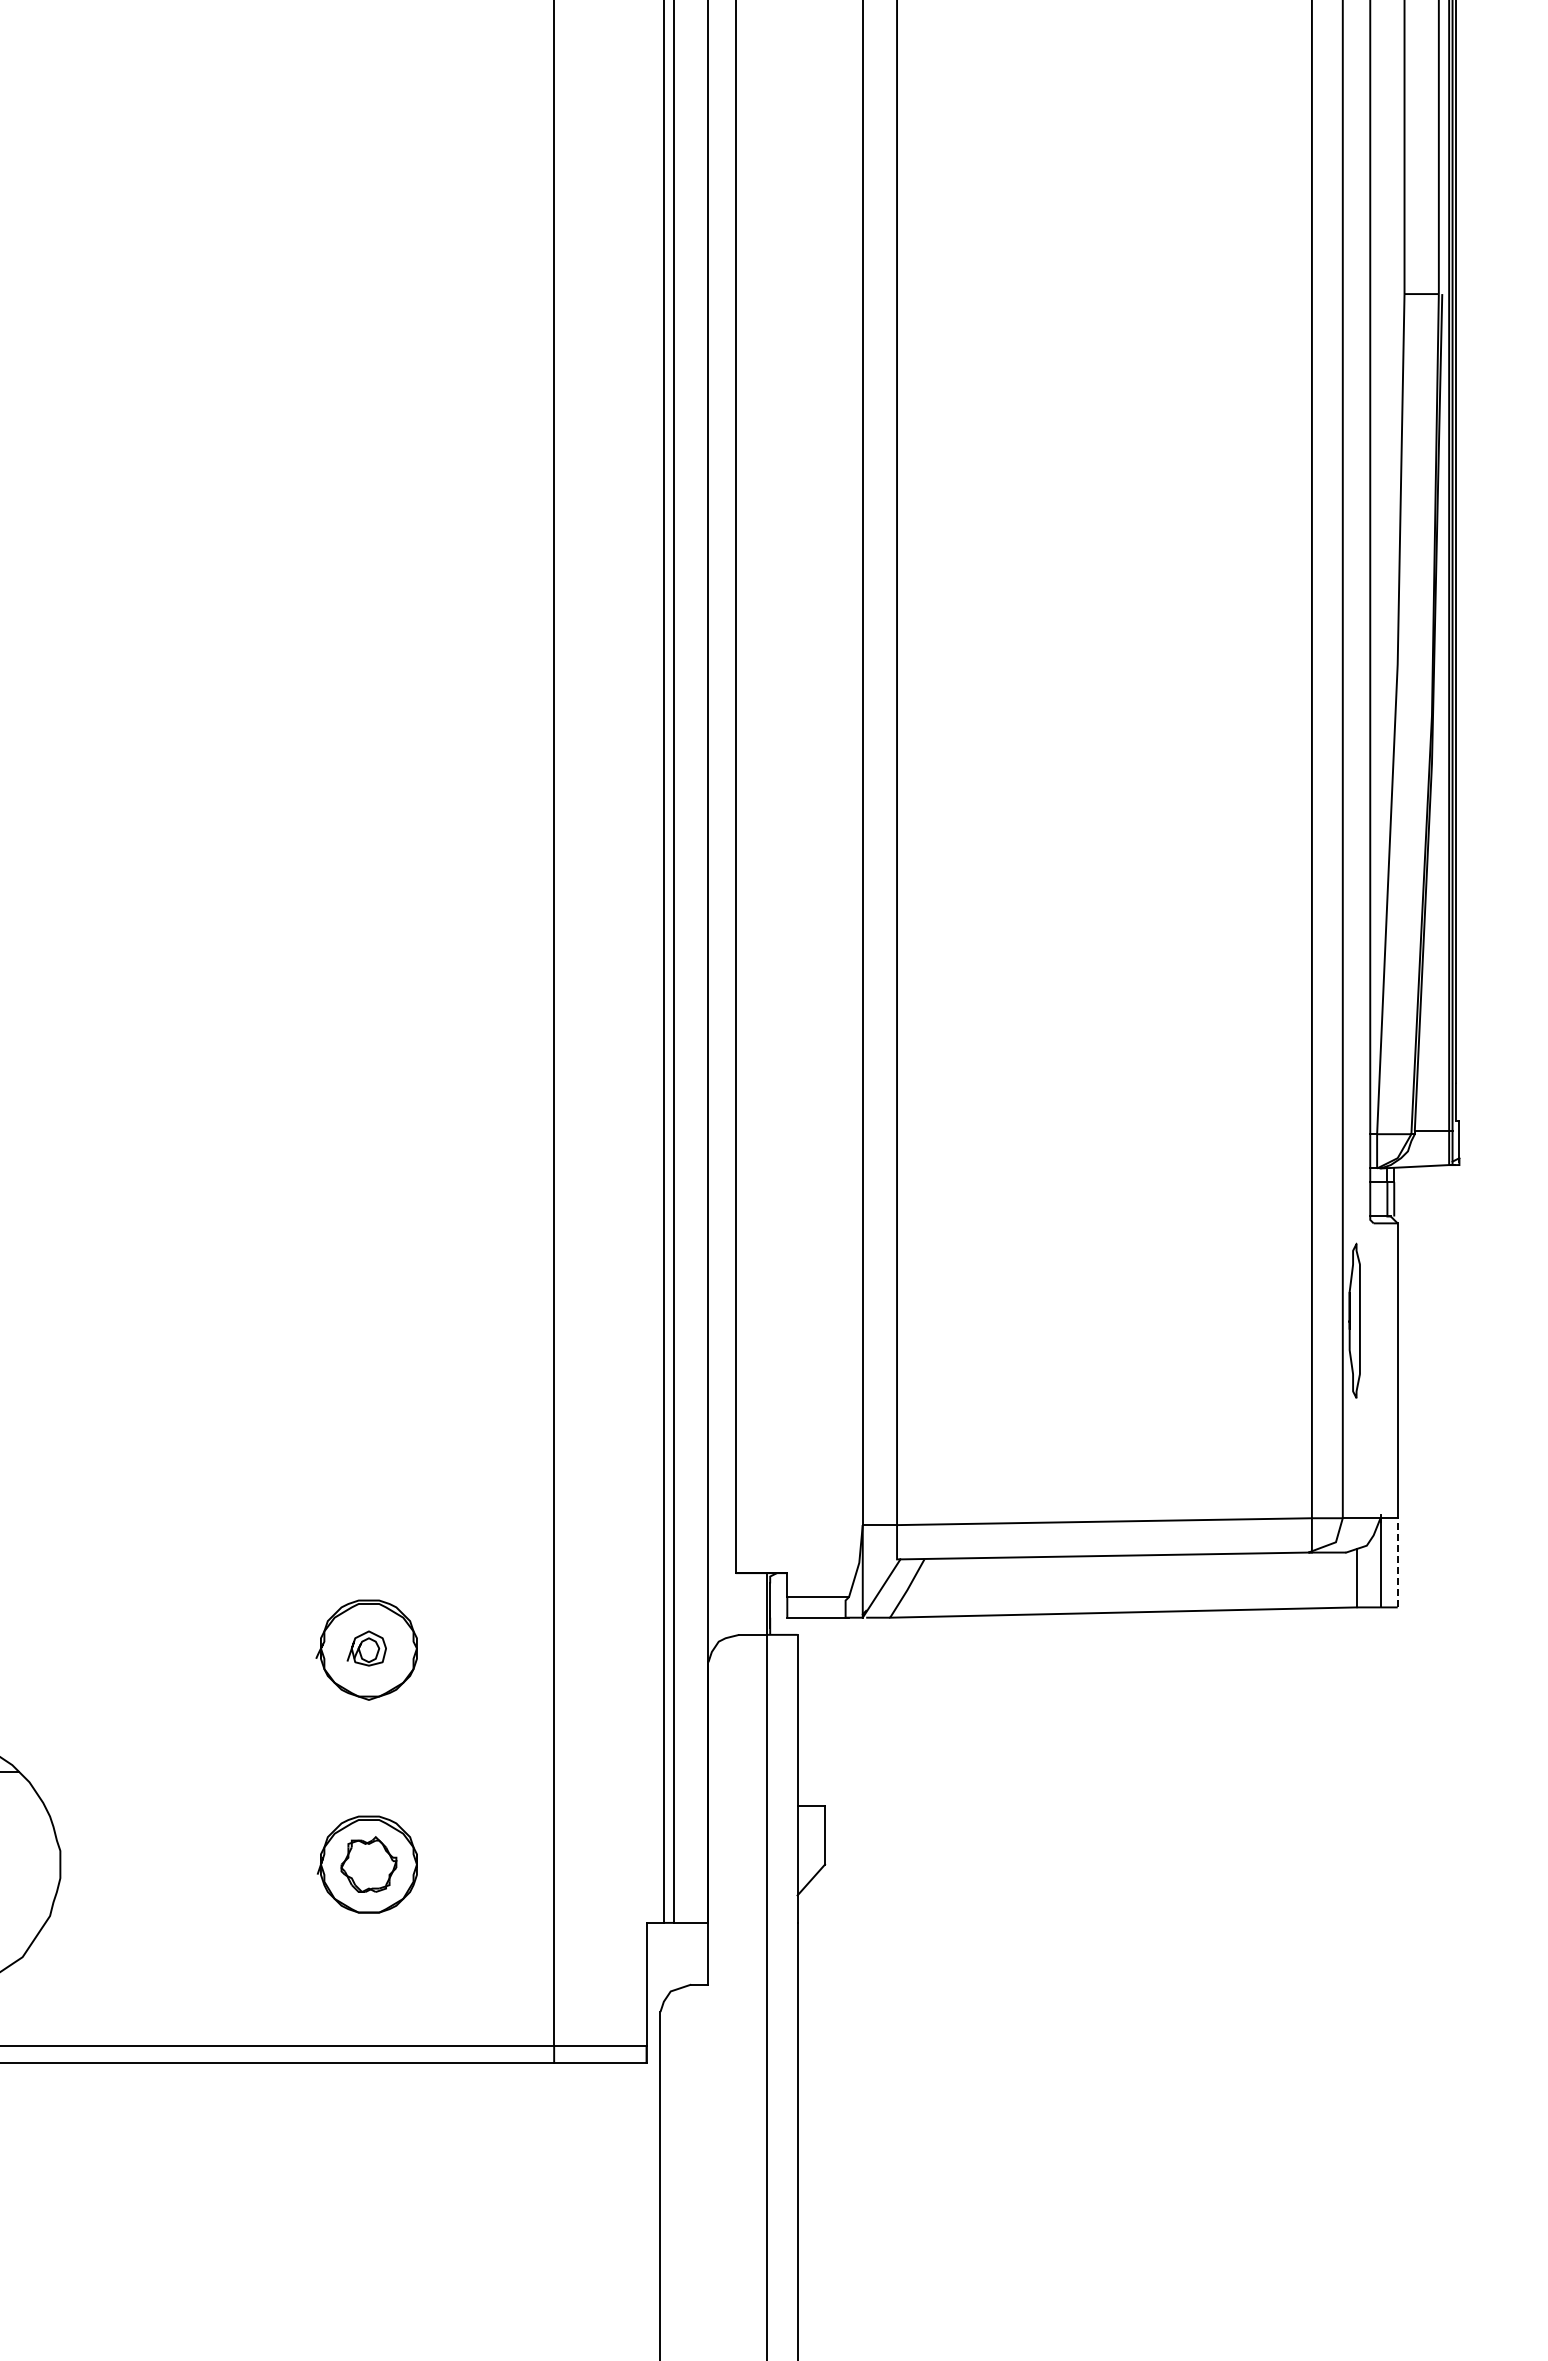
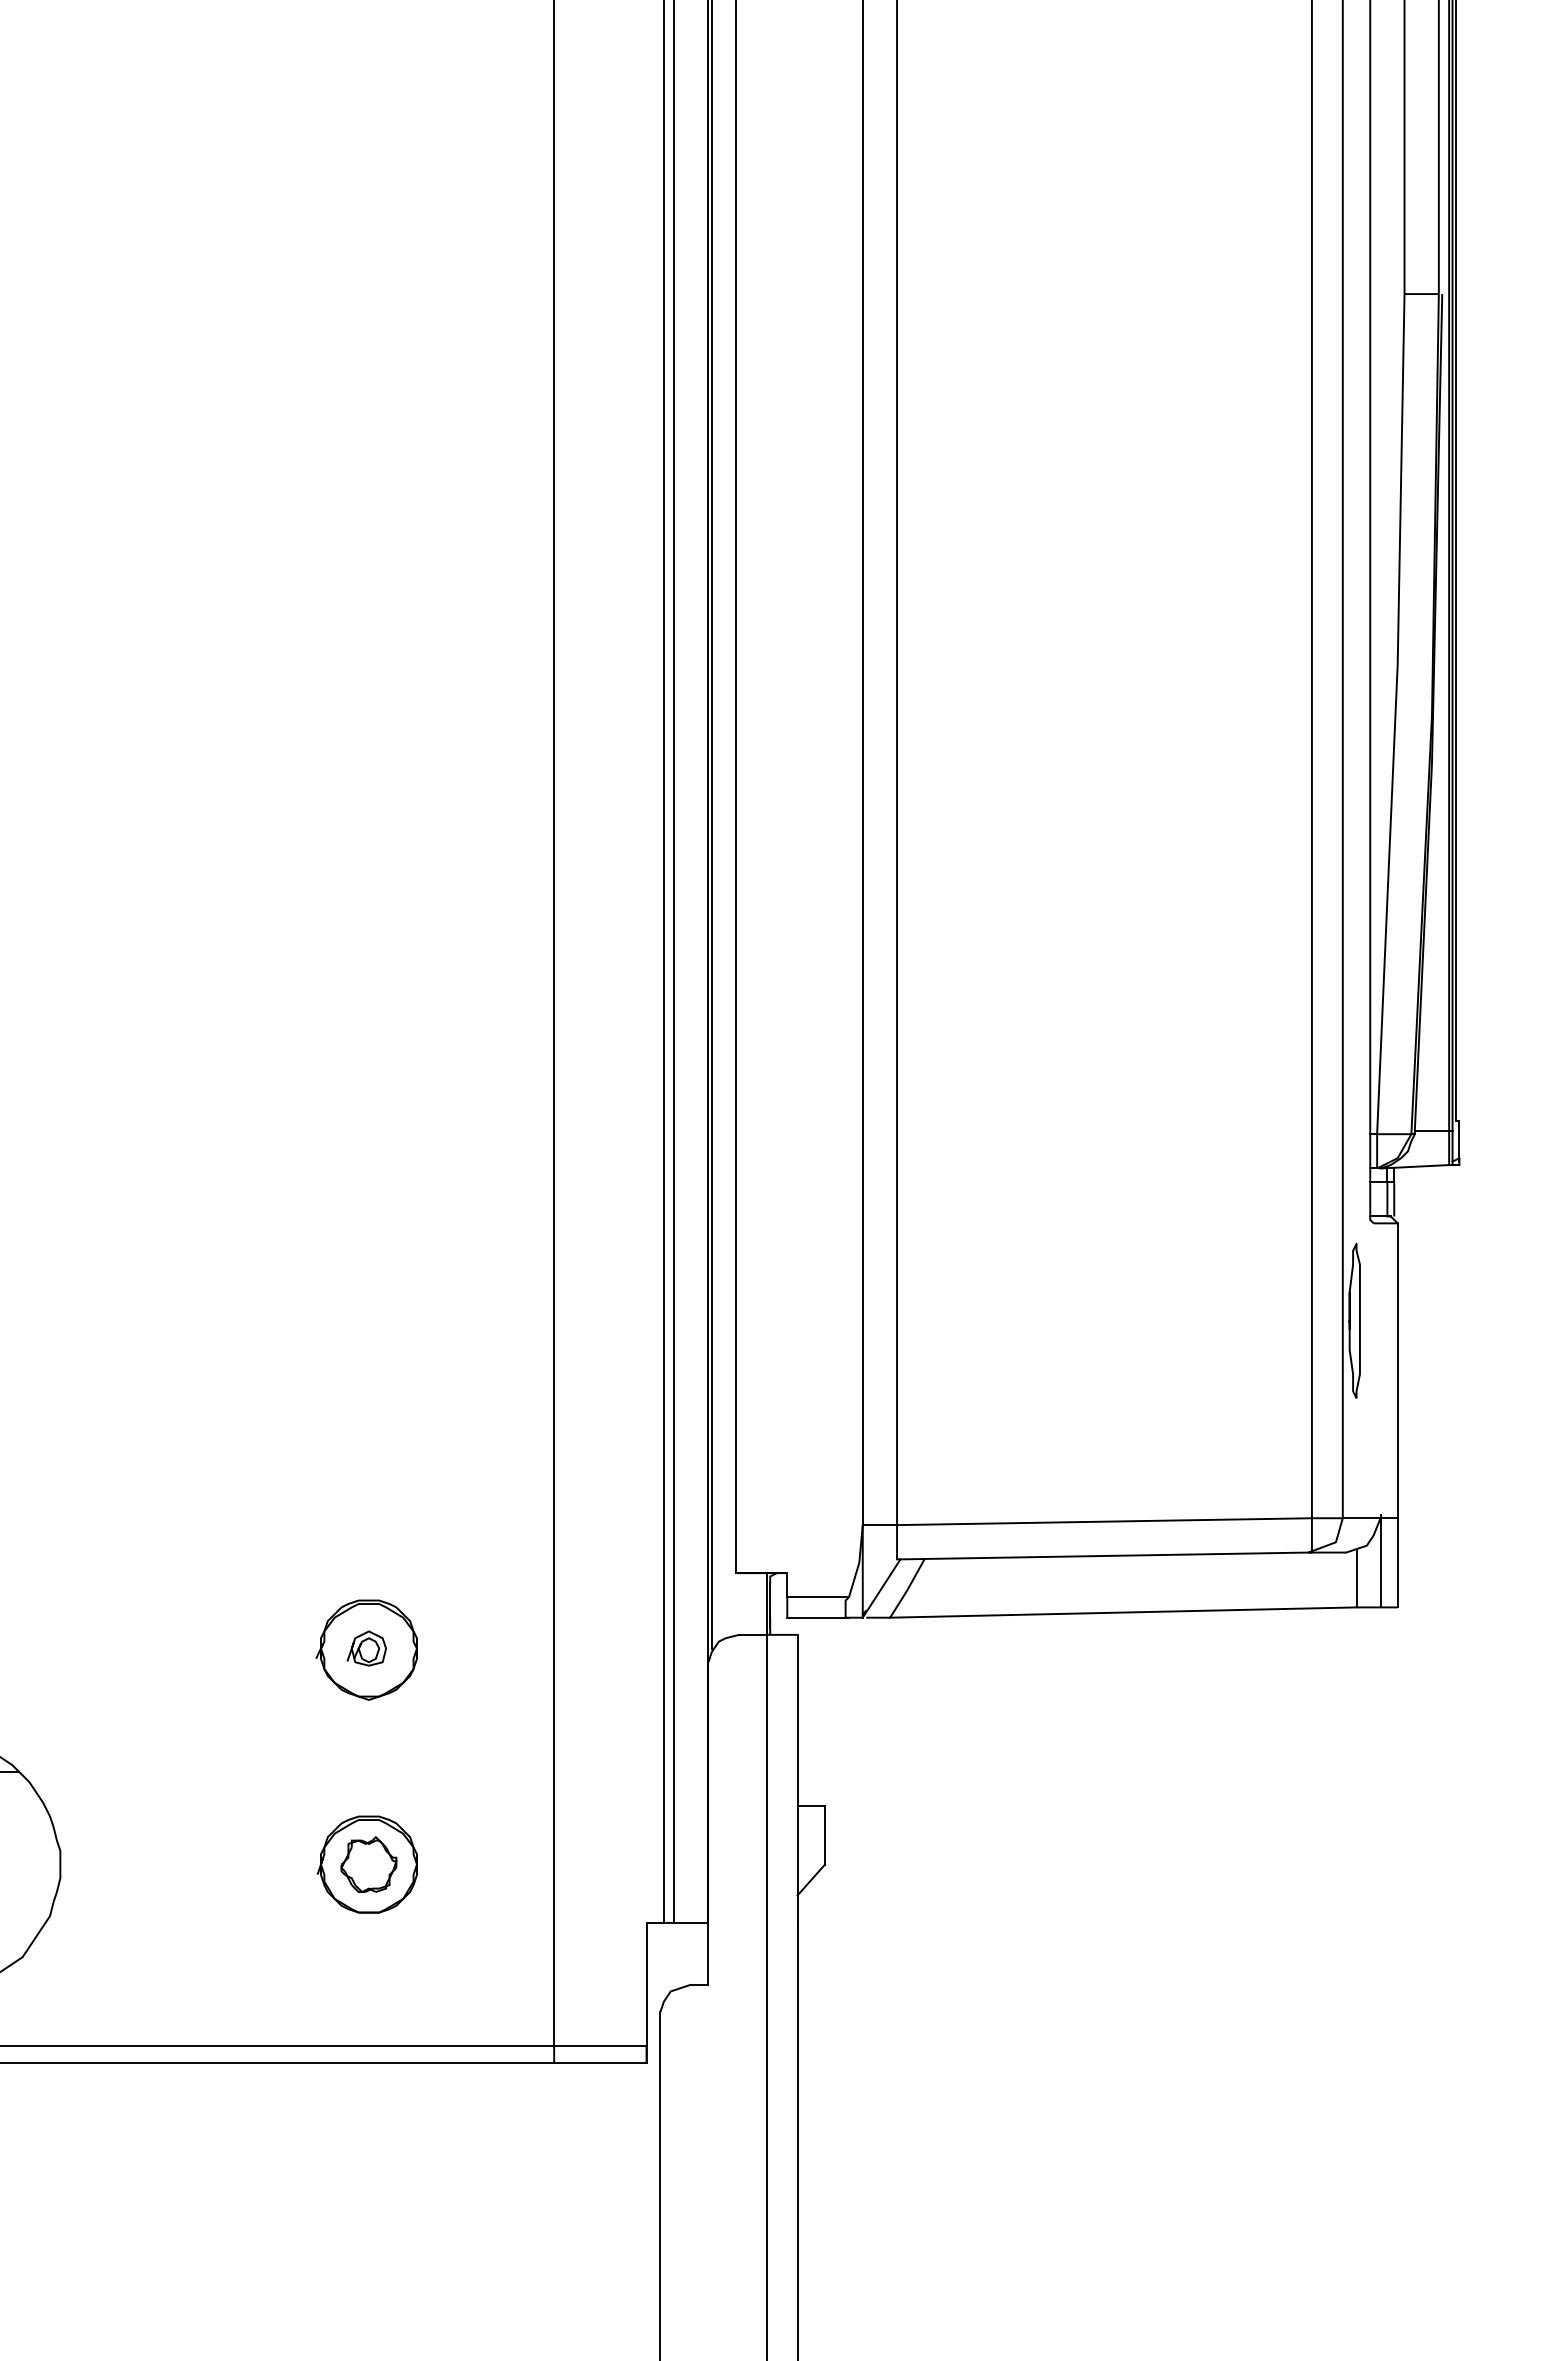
line: none -> present (711, 825)
line: dashed -> solid (1397, 1562)
